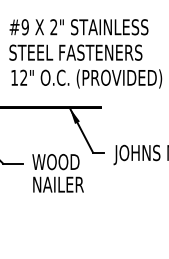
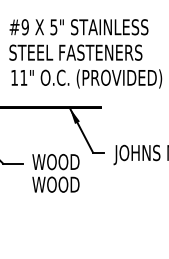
text: 2" -> 5" (53, 27)
text: 12" -> 11" (23, 77)
text: NAILER -> WOOD (57, 184)
